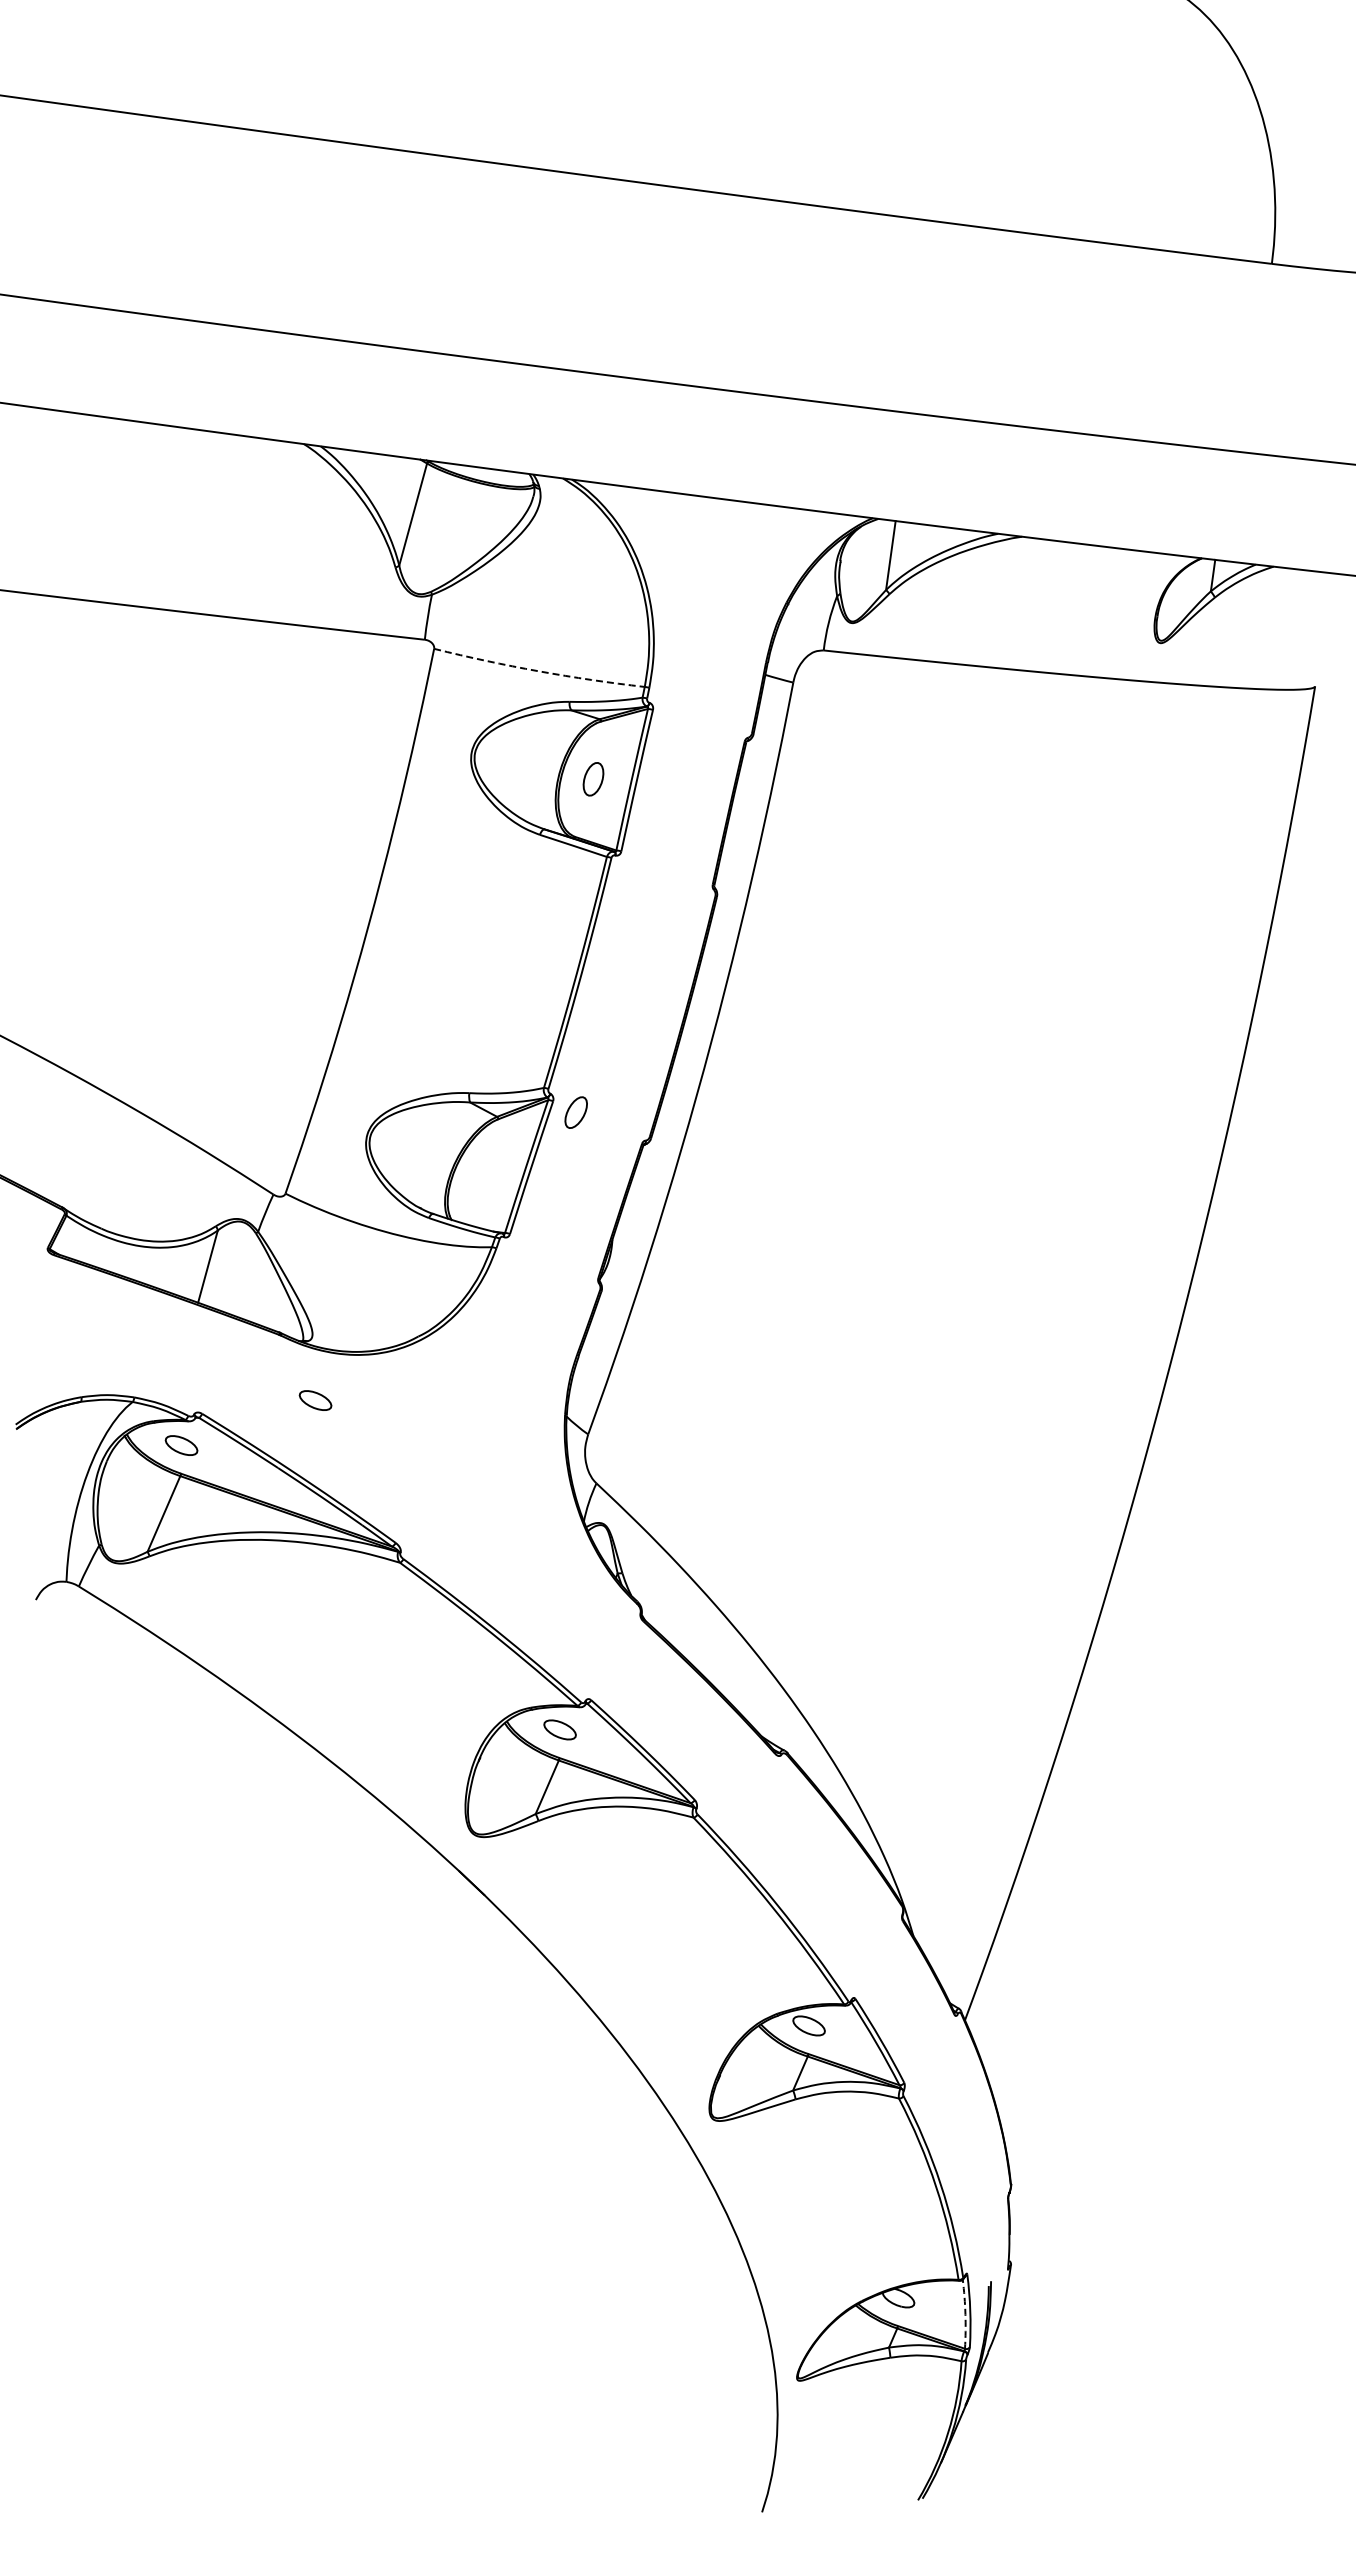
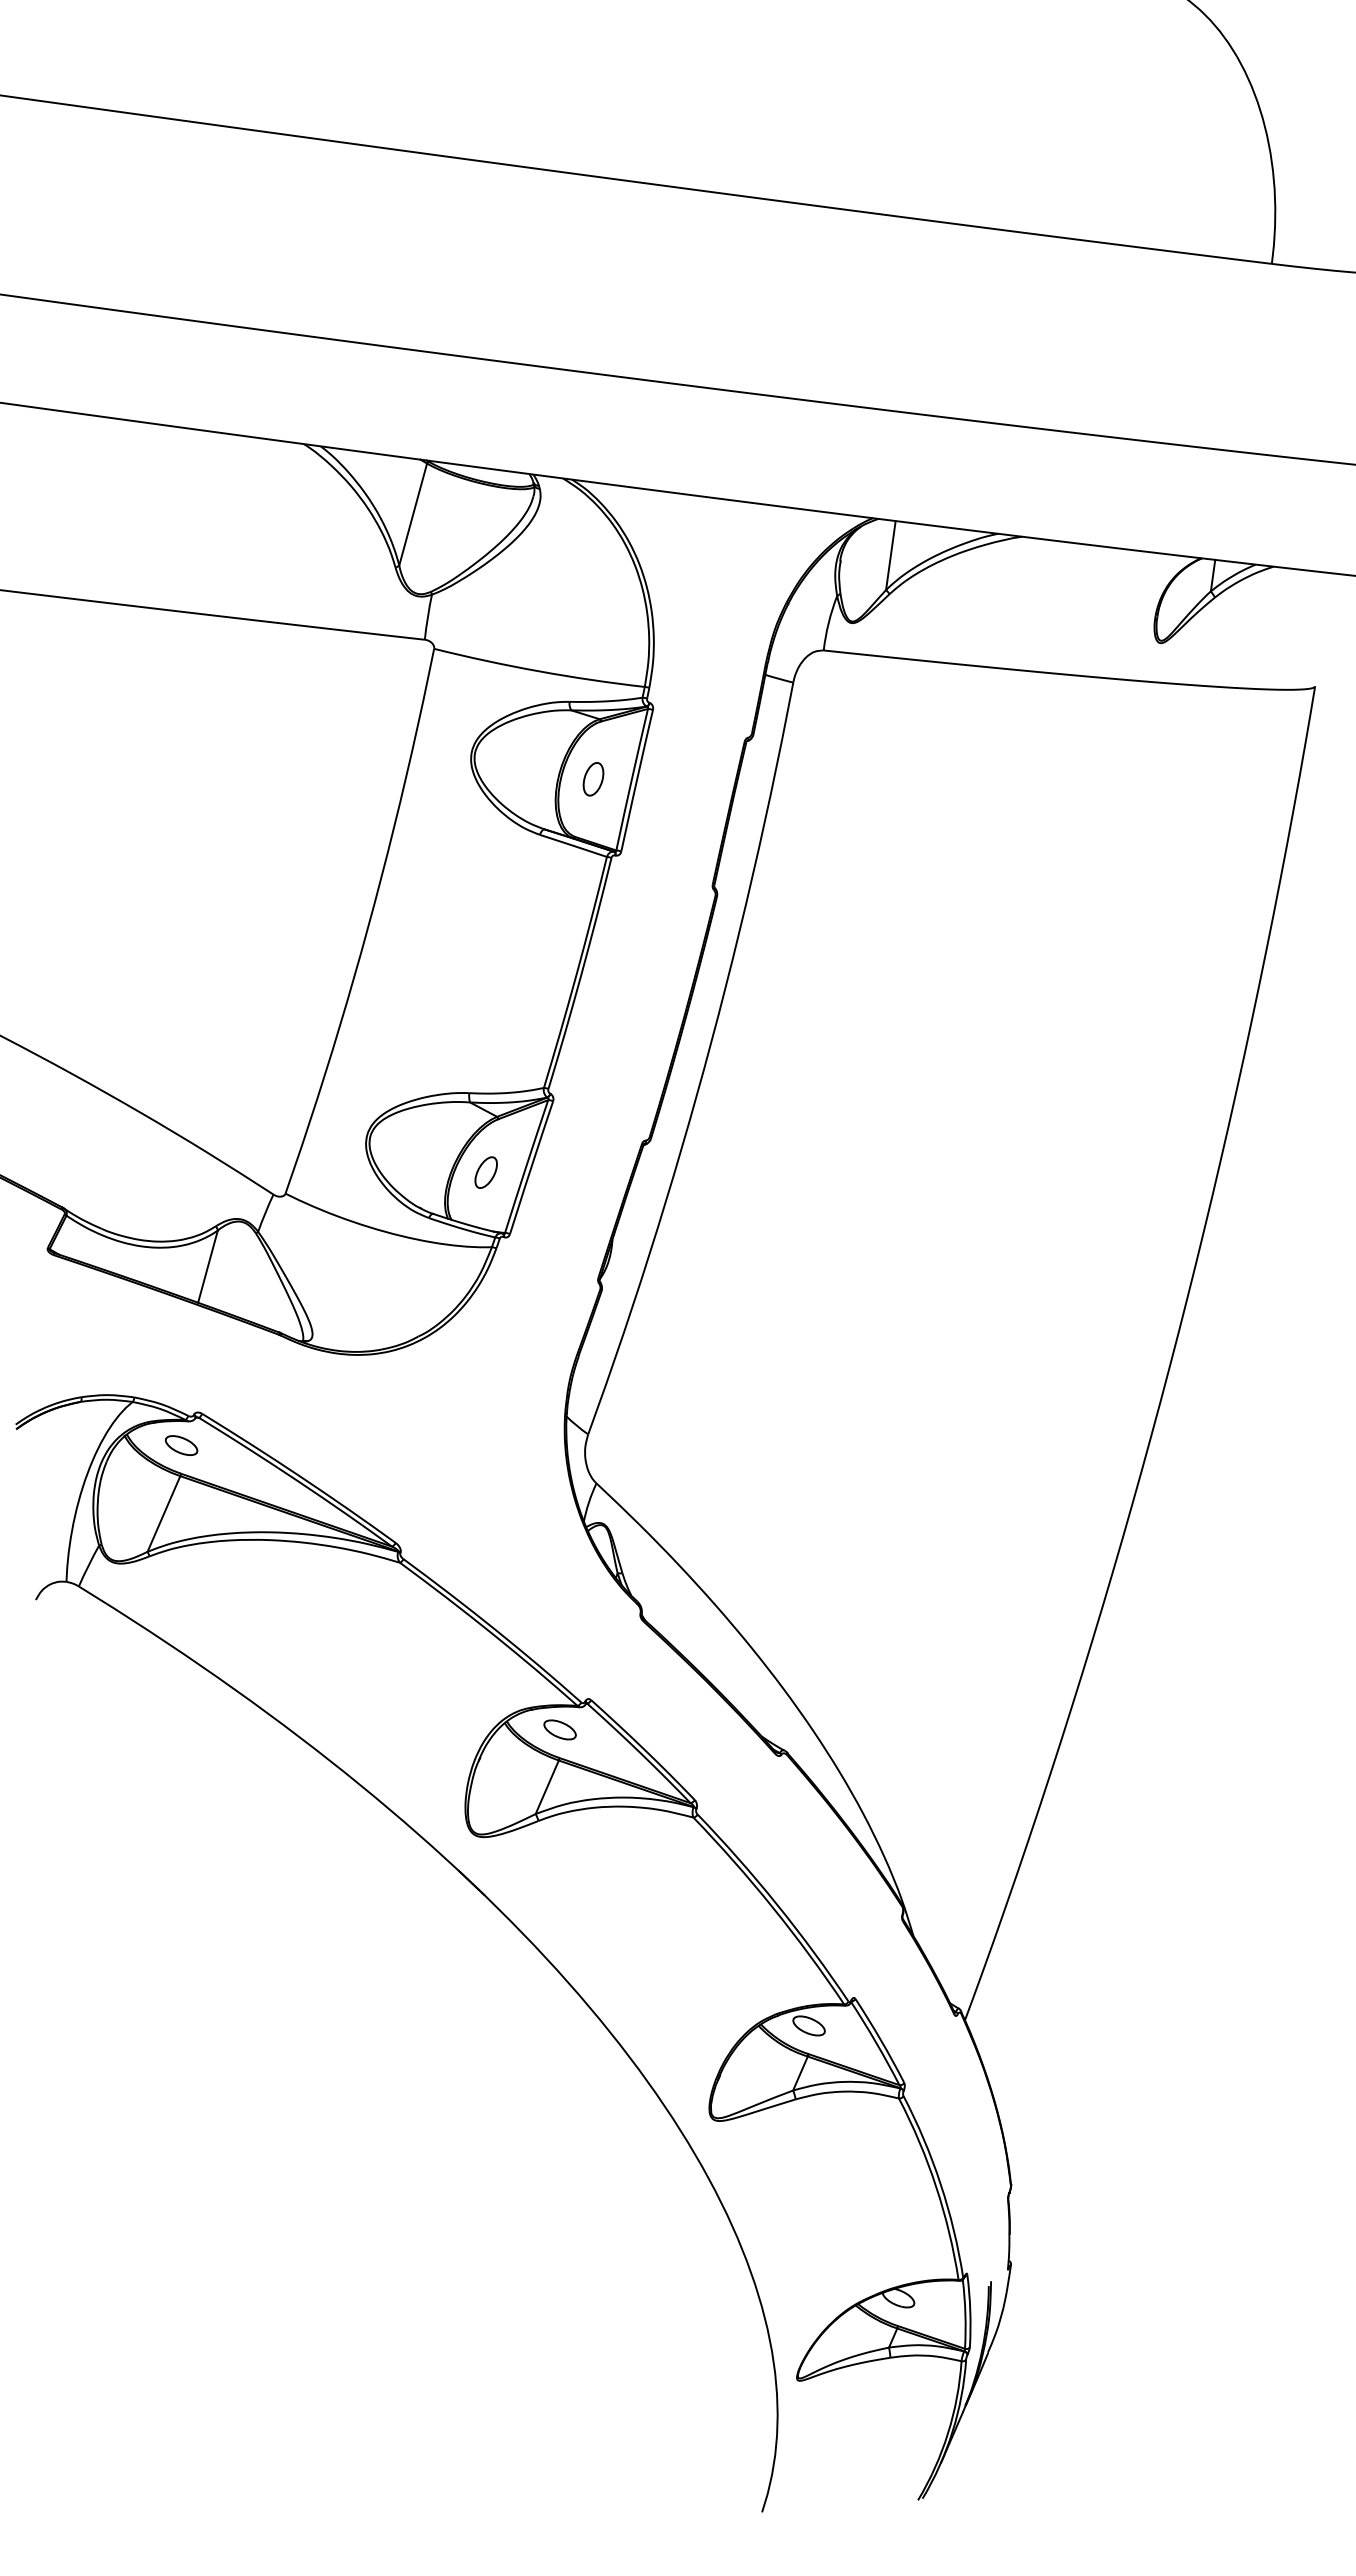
arc: dashed -> solid (538, 671)
part position: (575, 1112) -> (485, 1172) (485, 1172)
part: present -> none (315, 1400)
arc: dashed -> solid (965, 2314)
